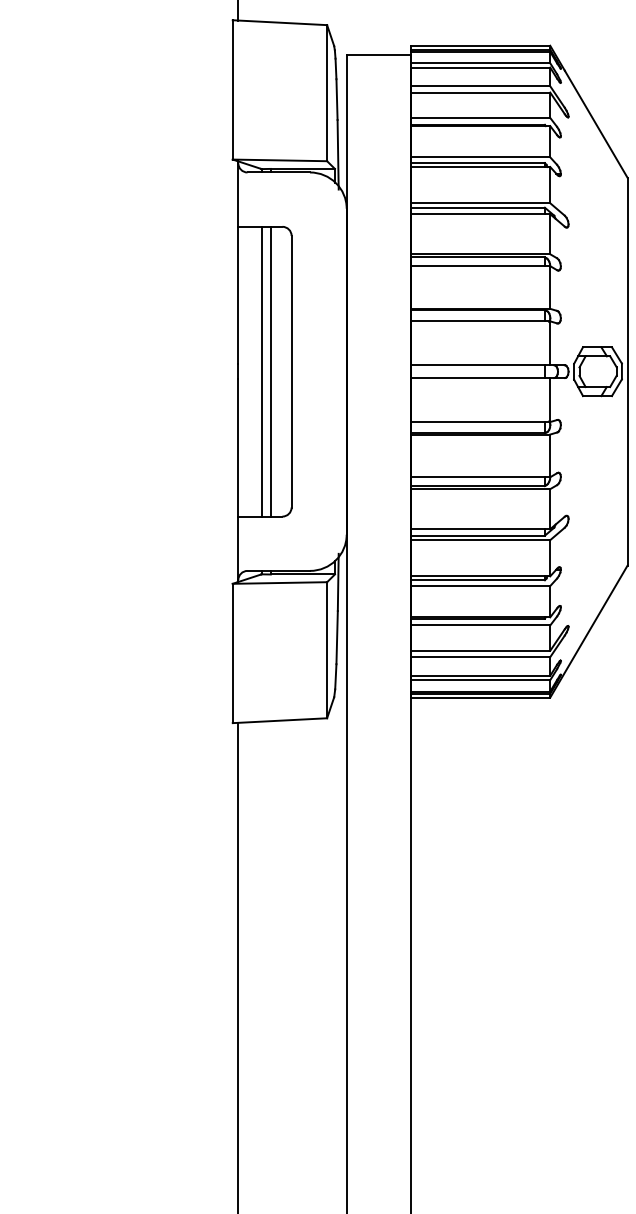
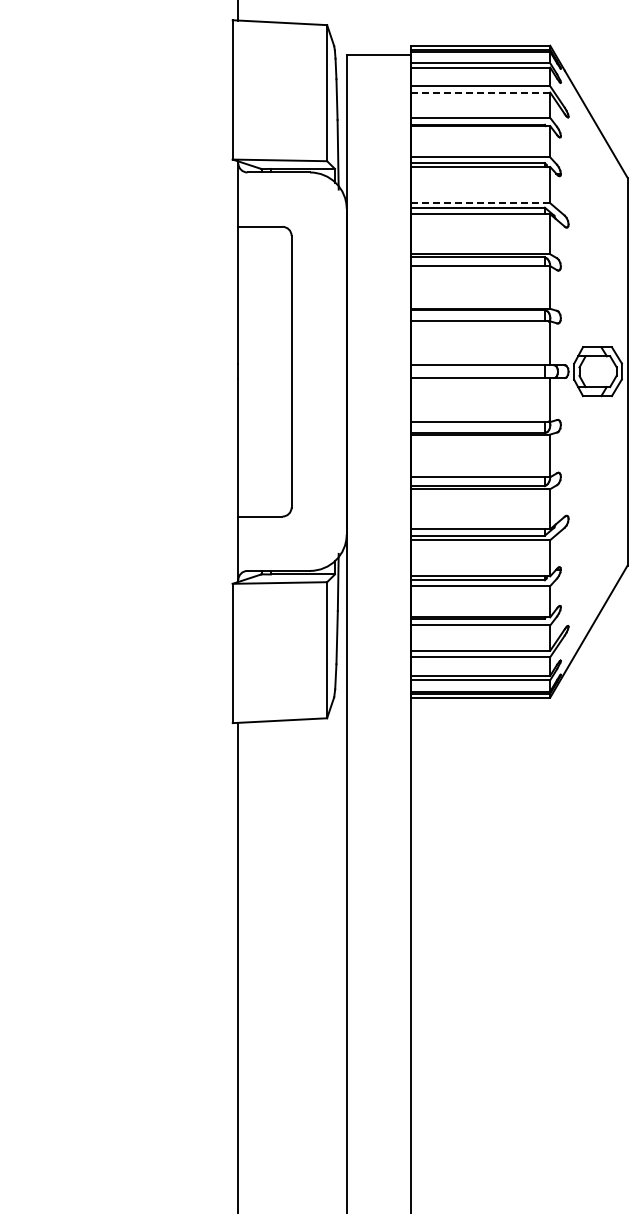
line: solid -> dashed (480, 92)
line: solid -> dashed (480, 203)
line: present -> none (261, 371)
line: present -> none (270, 371)
